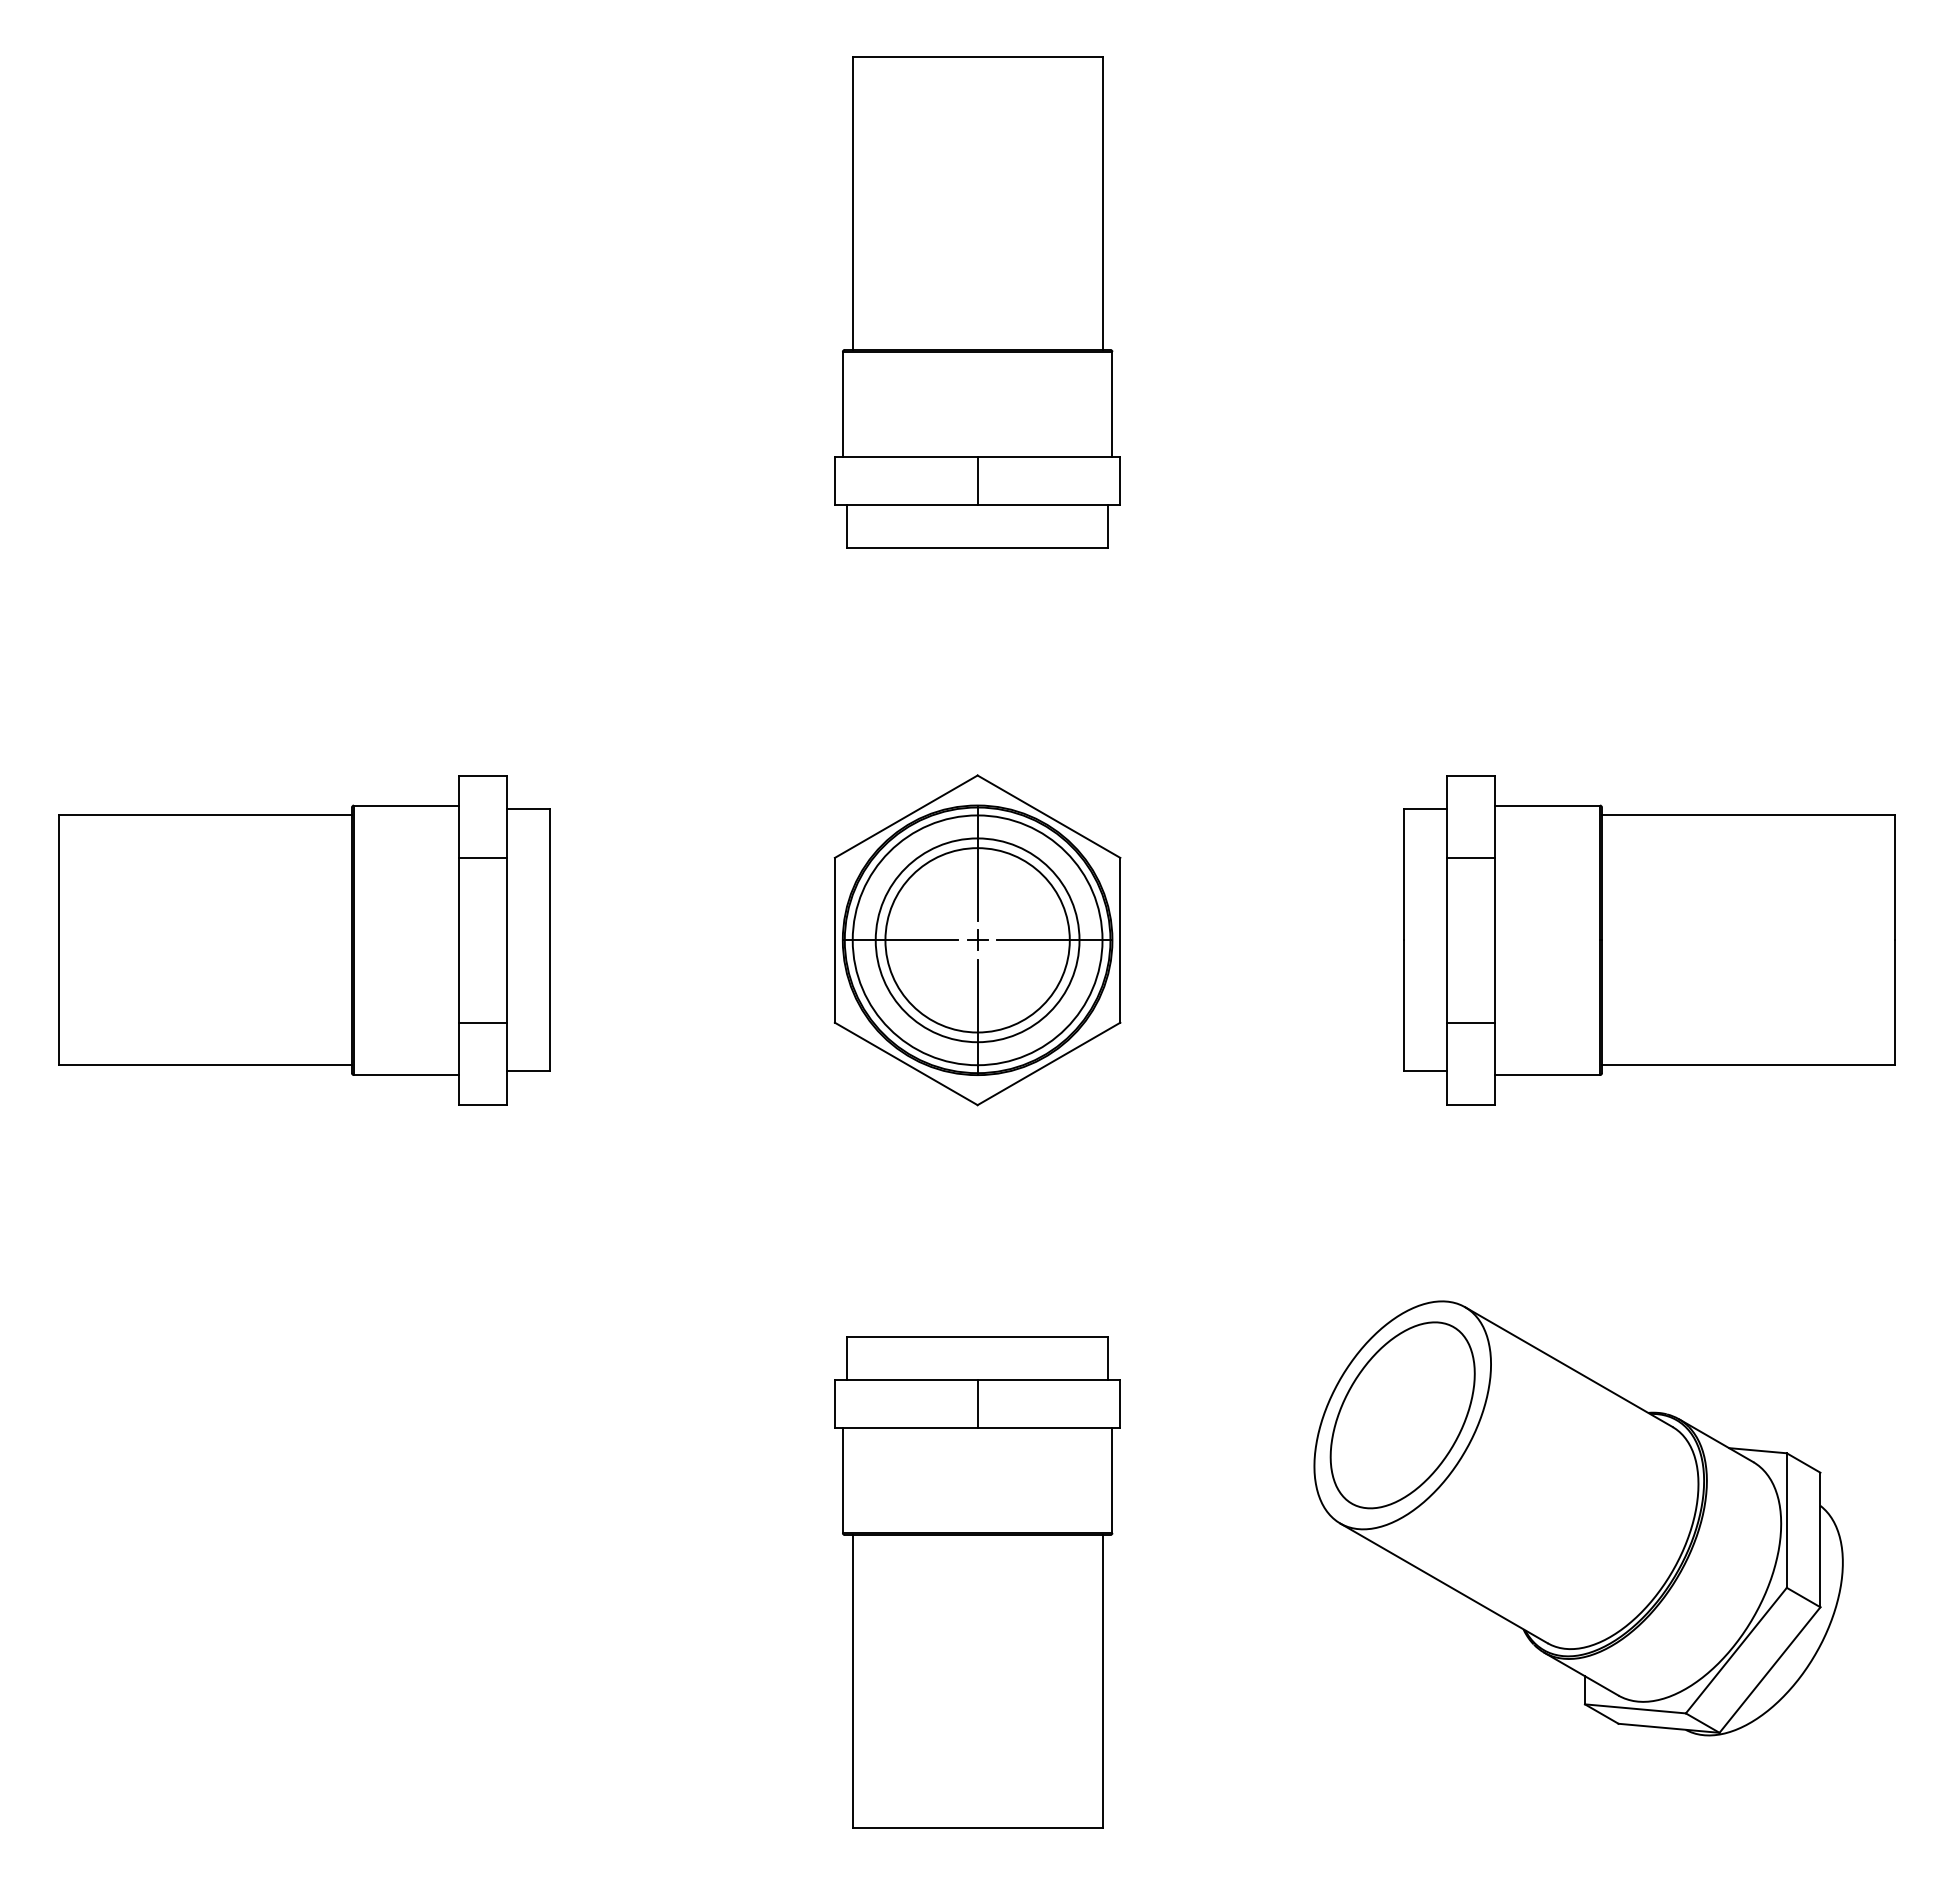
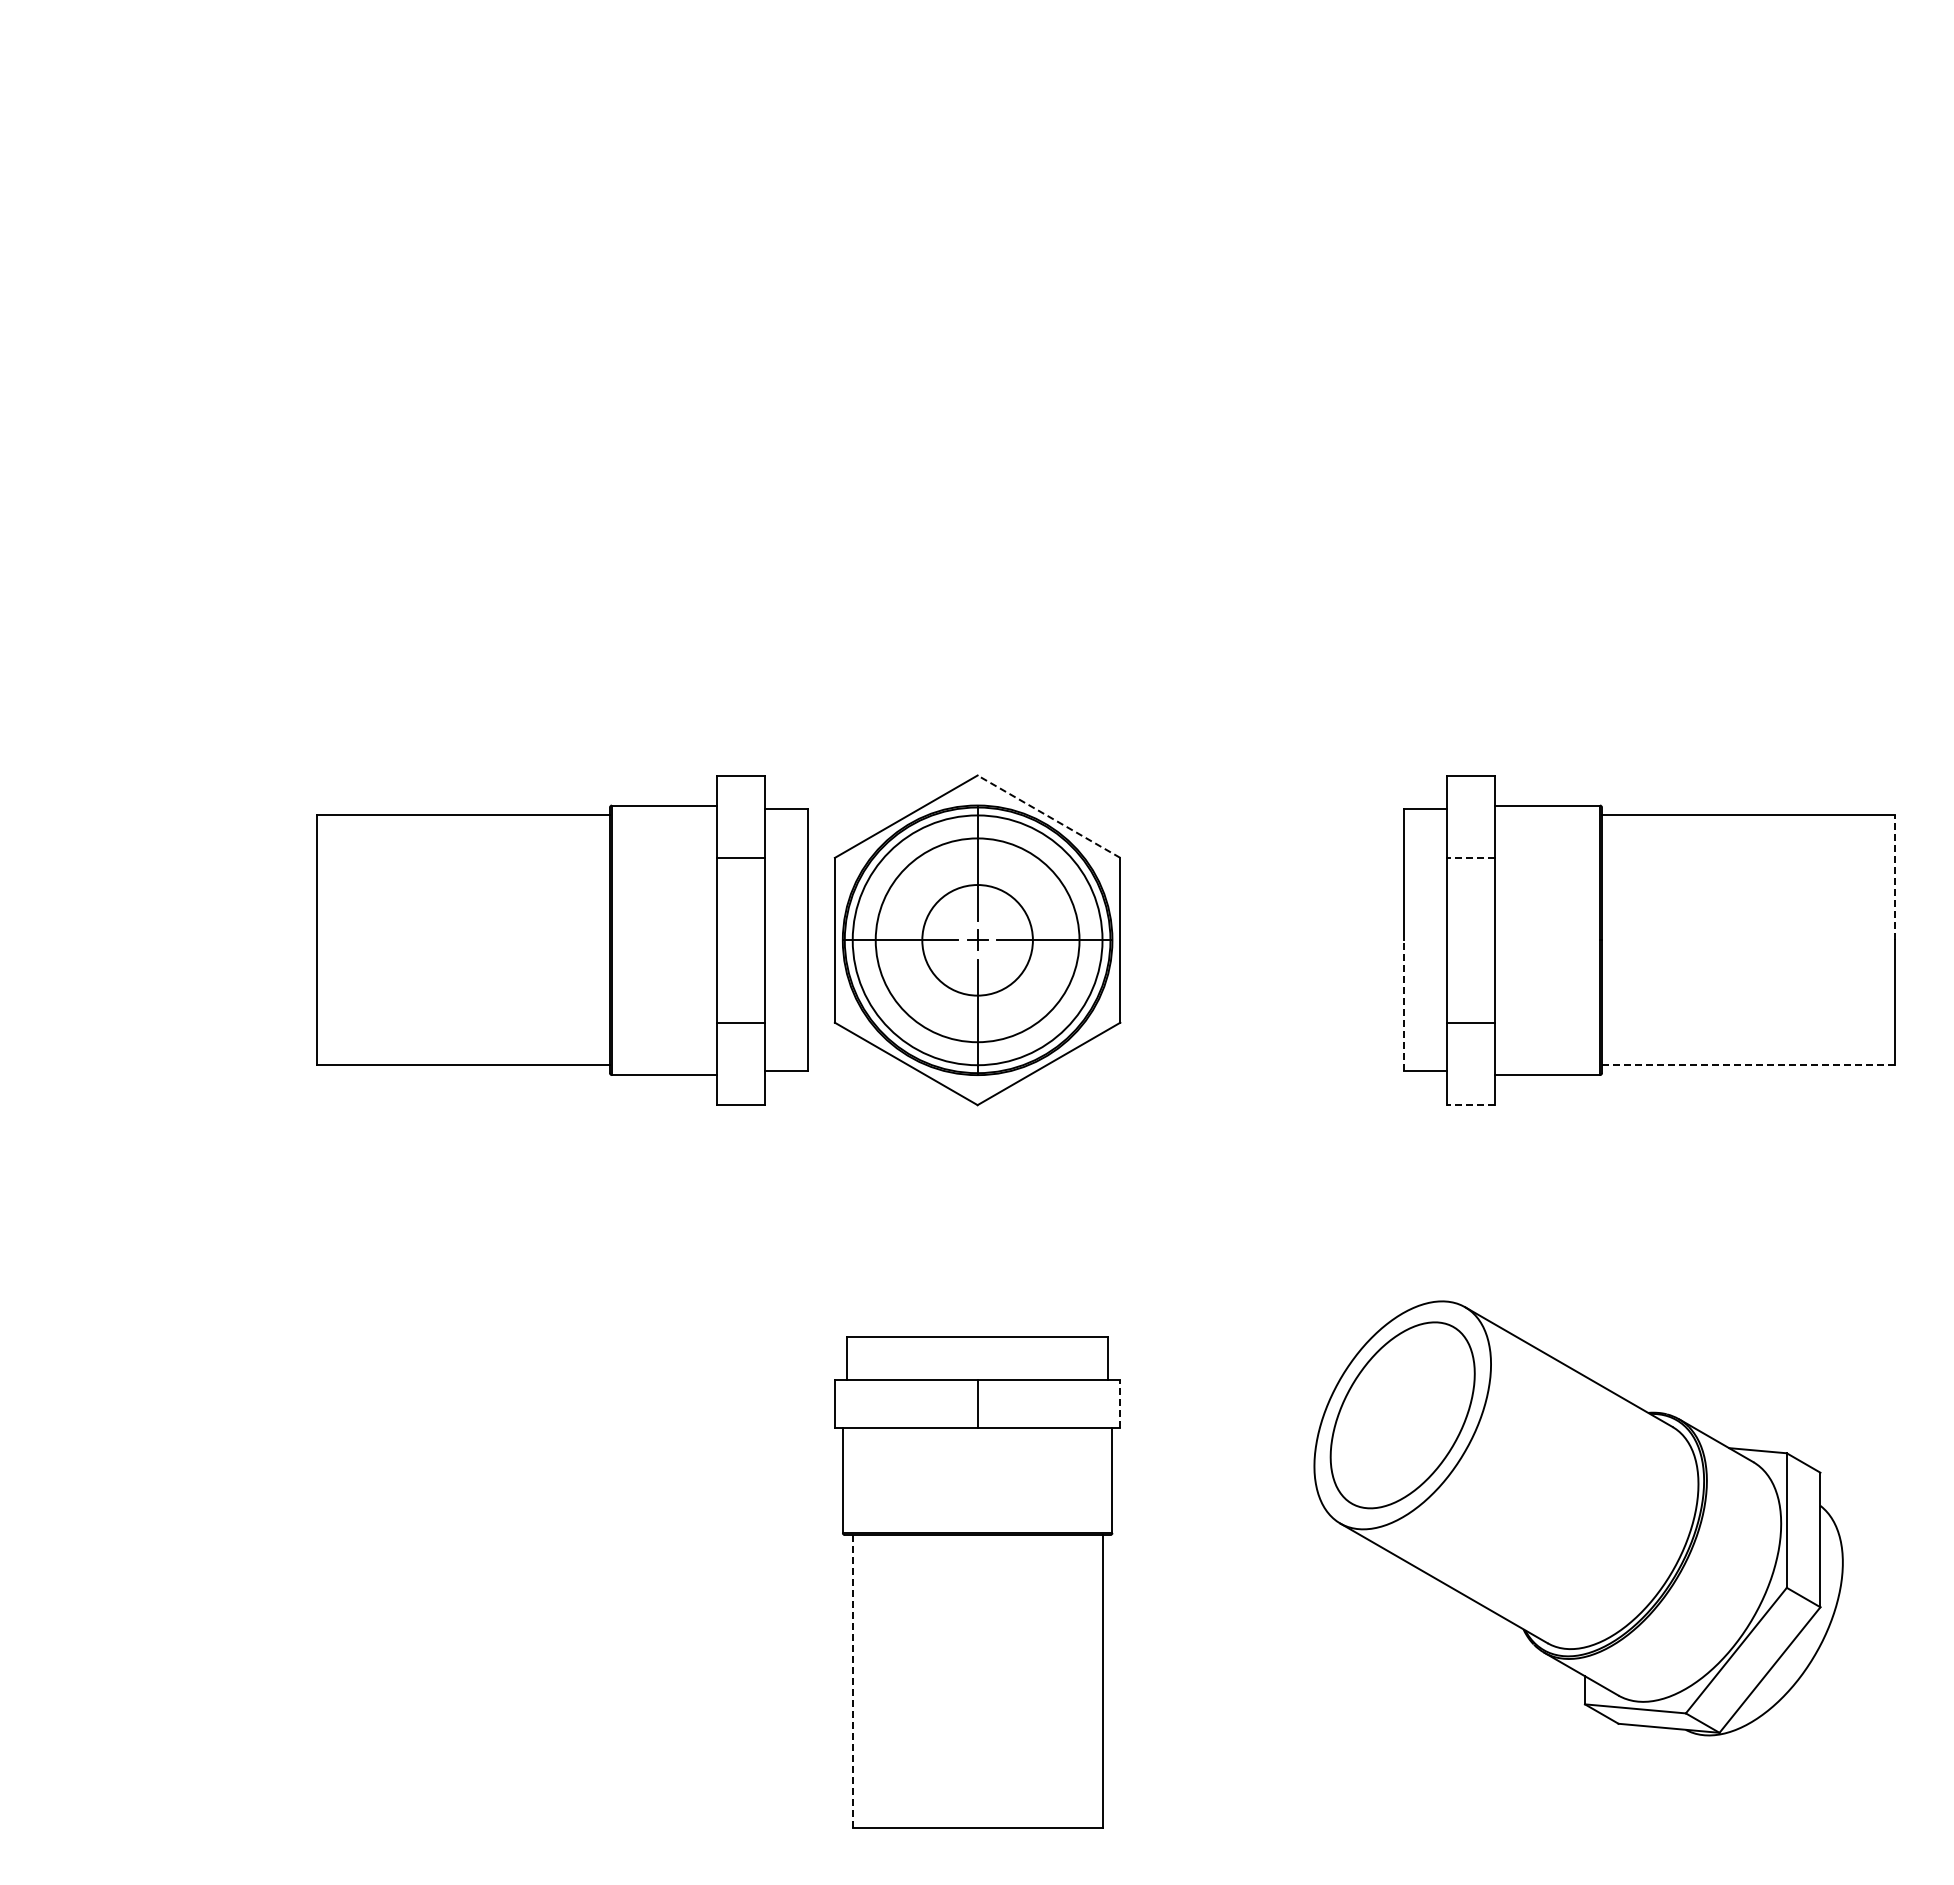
part: present -> none (977, 302)
line: solid -> dashed (1048, 816)
line: solid -> dashed (1471, 857)
line: solid -> dashed (1895, 877)
part position: (304, 940) -> (562, 940) (562, 940)
circle diameter: 184 px -> 111 px (977, 940)
line: solid -> dashed (1403, 1005)
line: solid -> dashed (1748, 1065)
line: solid -> dashed (1471, 1105)
line: solid -> dashed (1120, 1404)
line: solid -> dashed (852, 1681)
